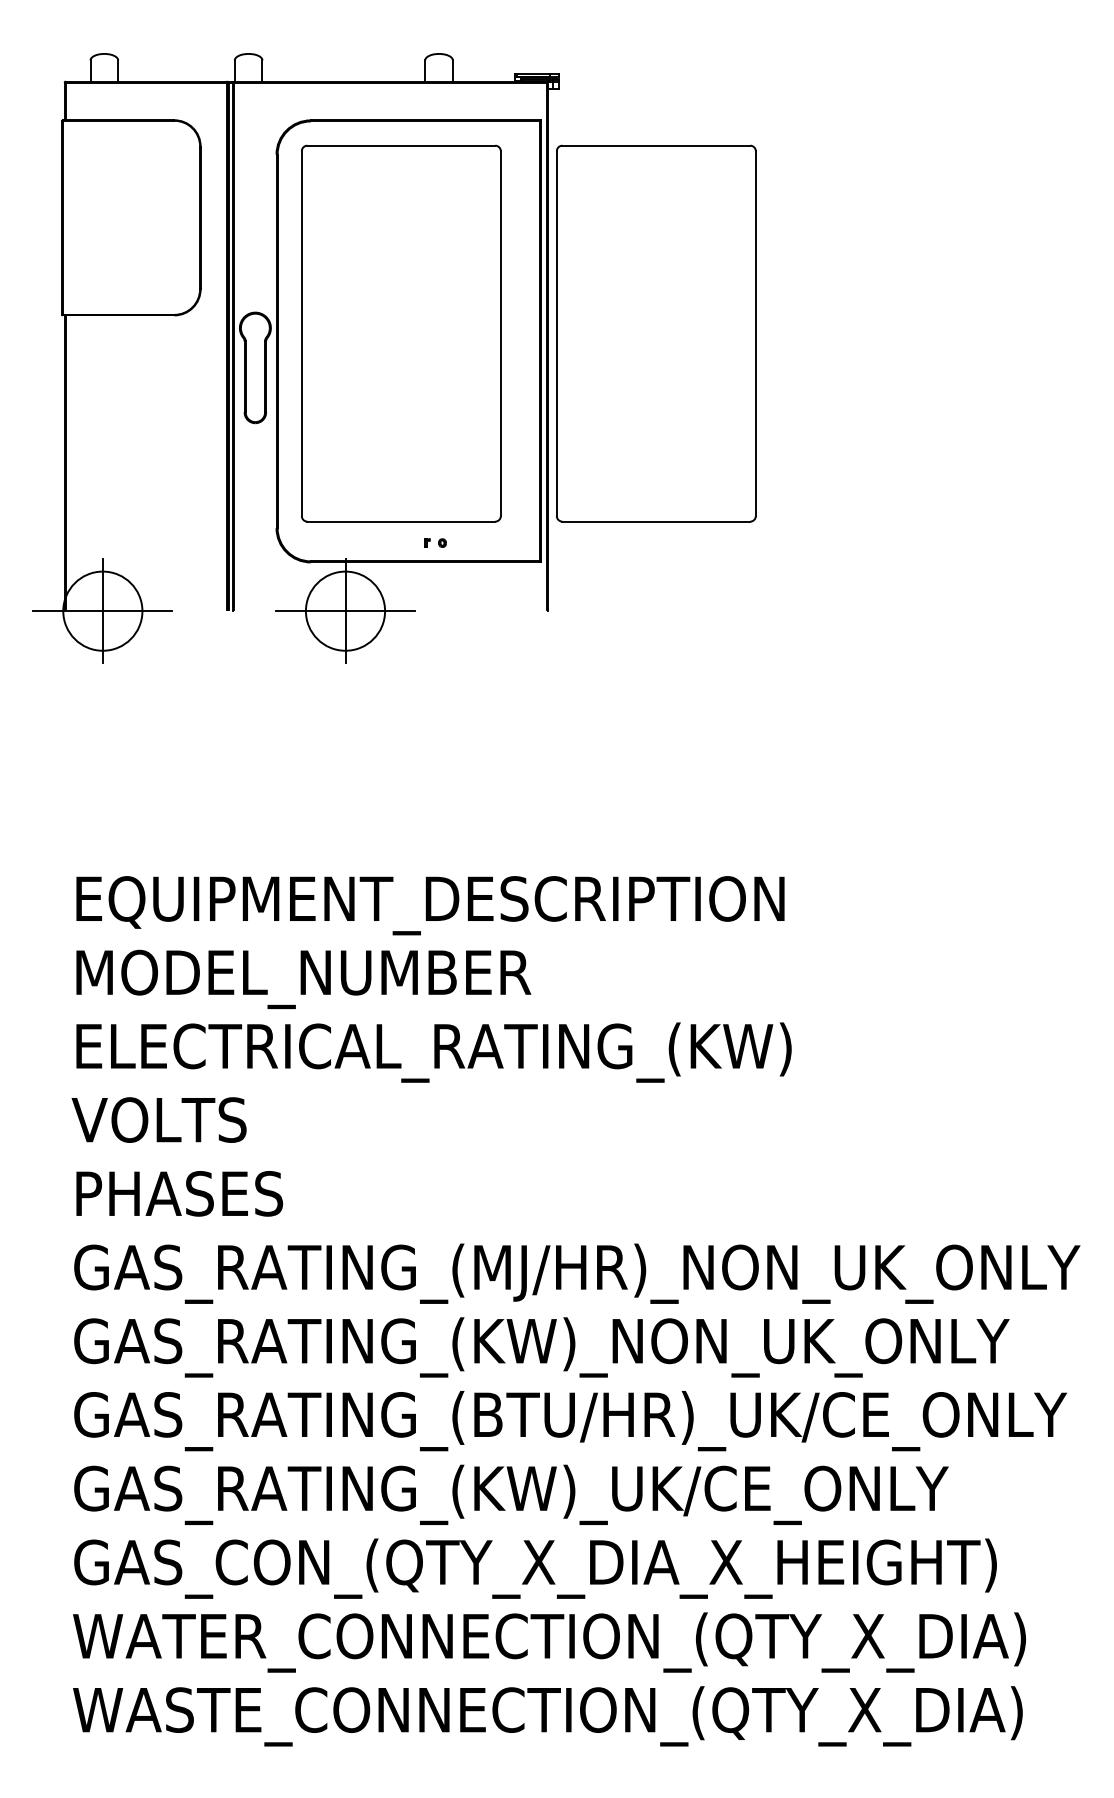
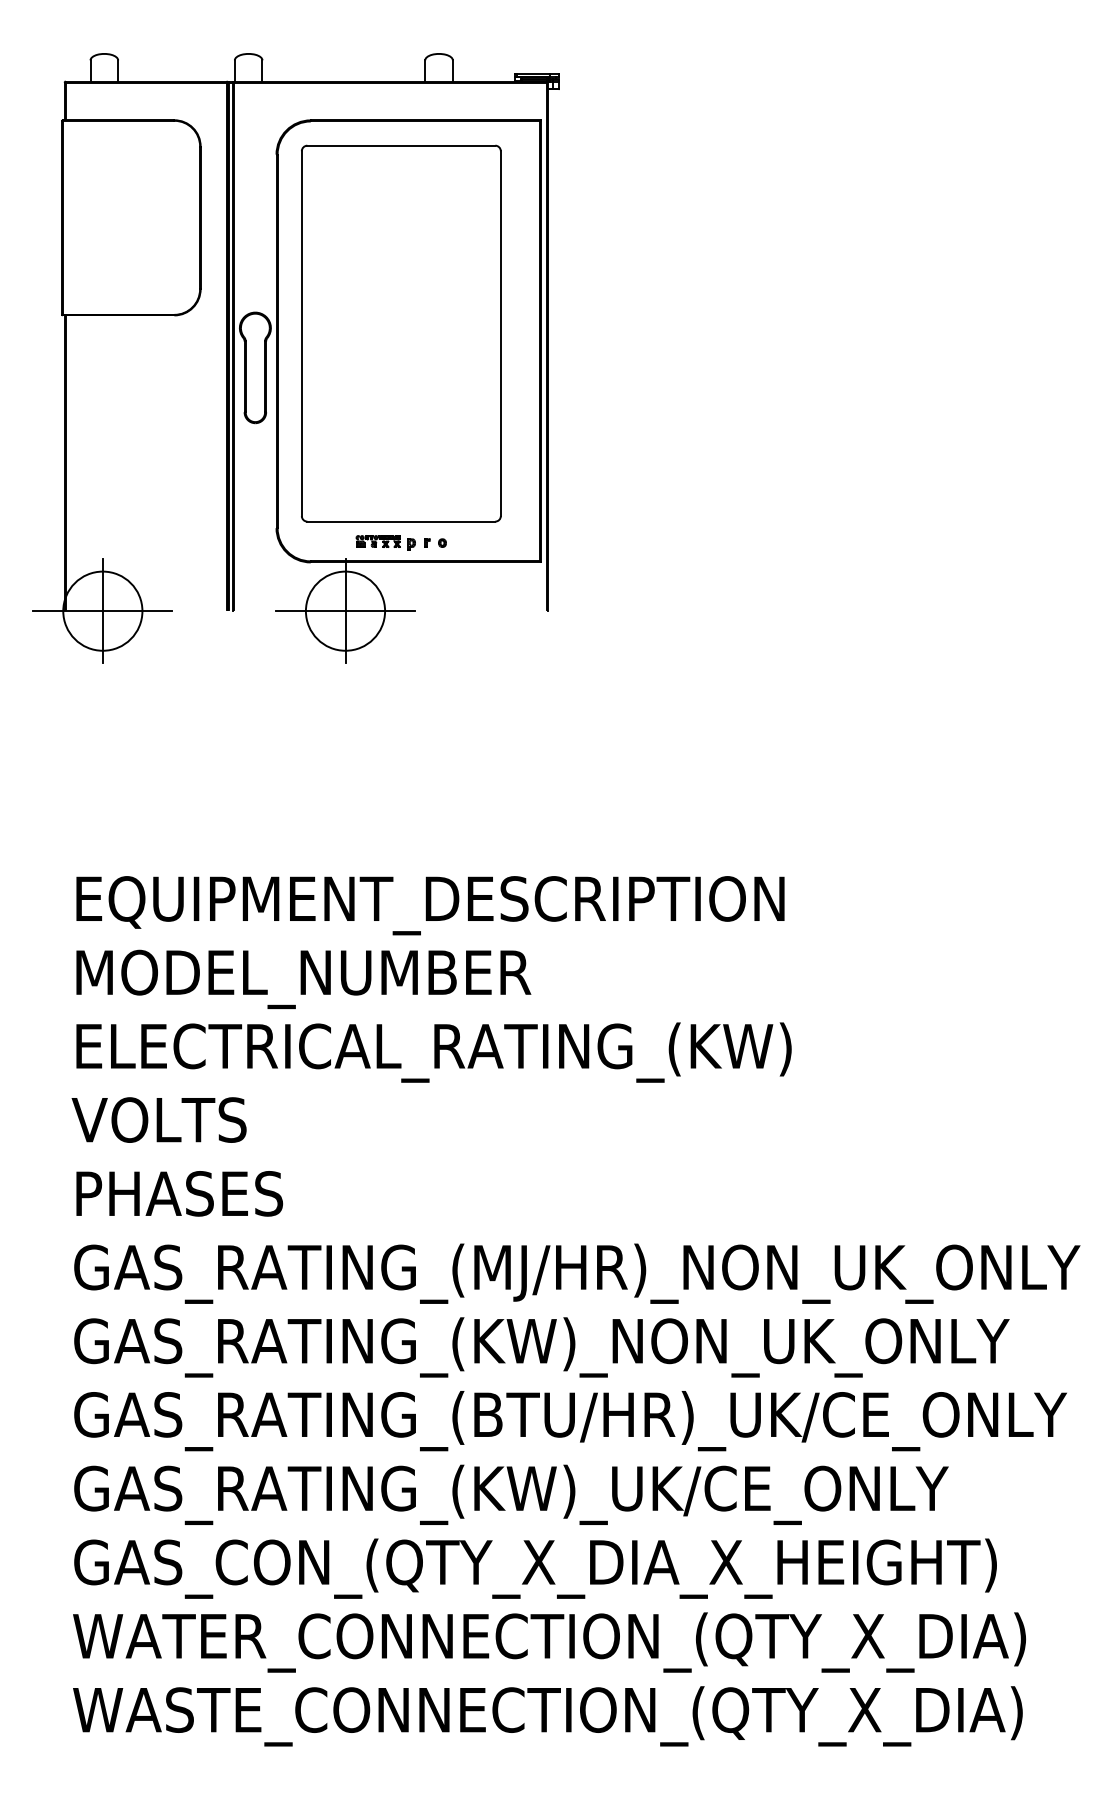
part: present -> none (656, 333)
part: none -> present (385, 542)
